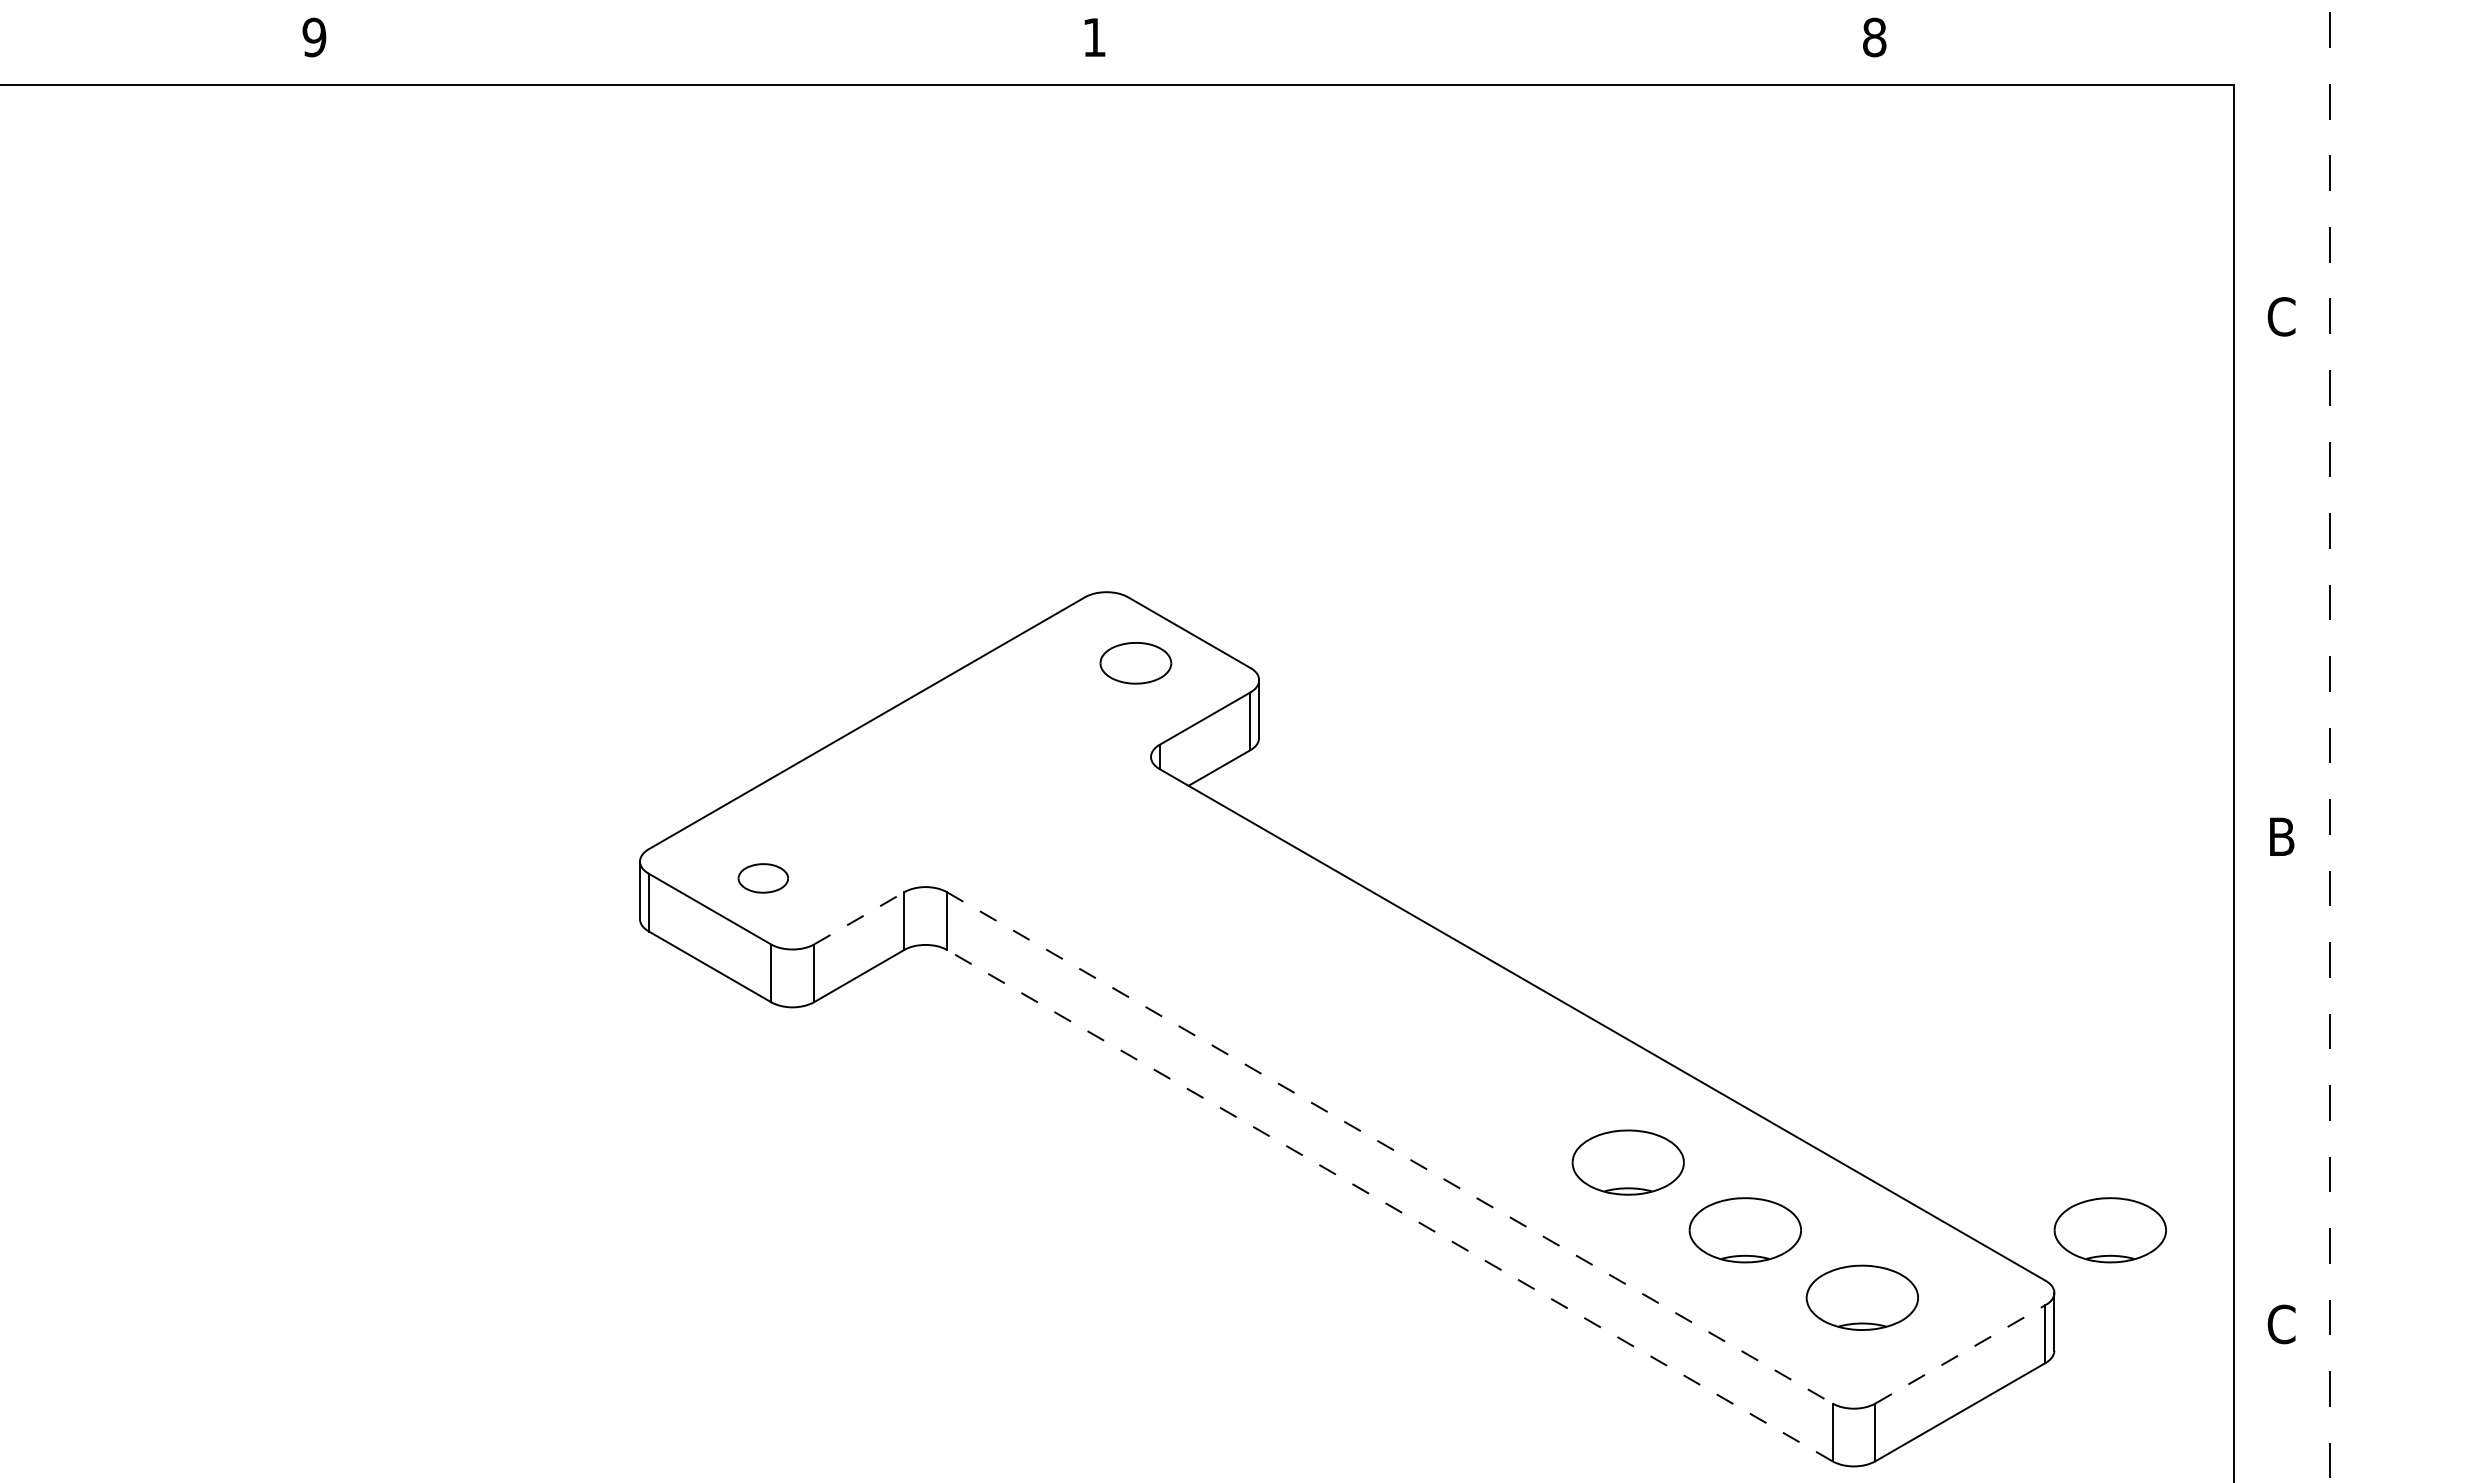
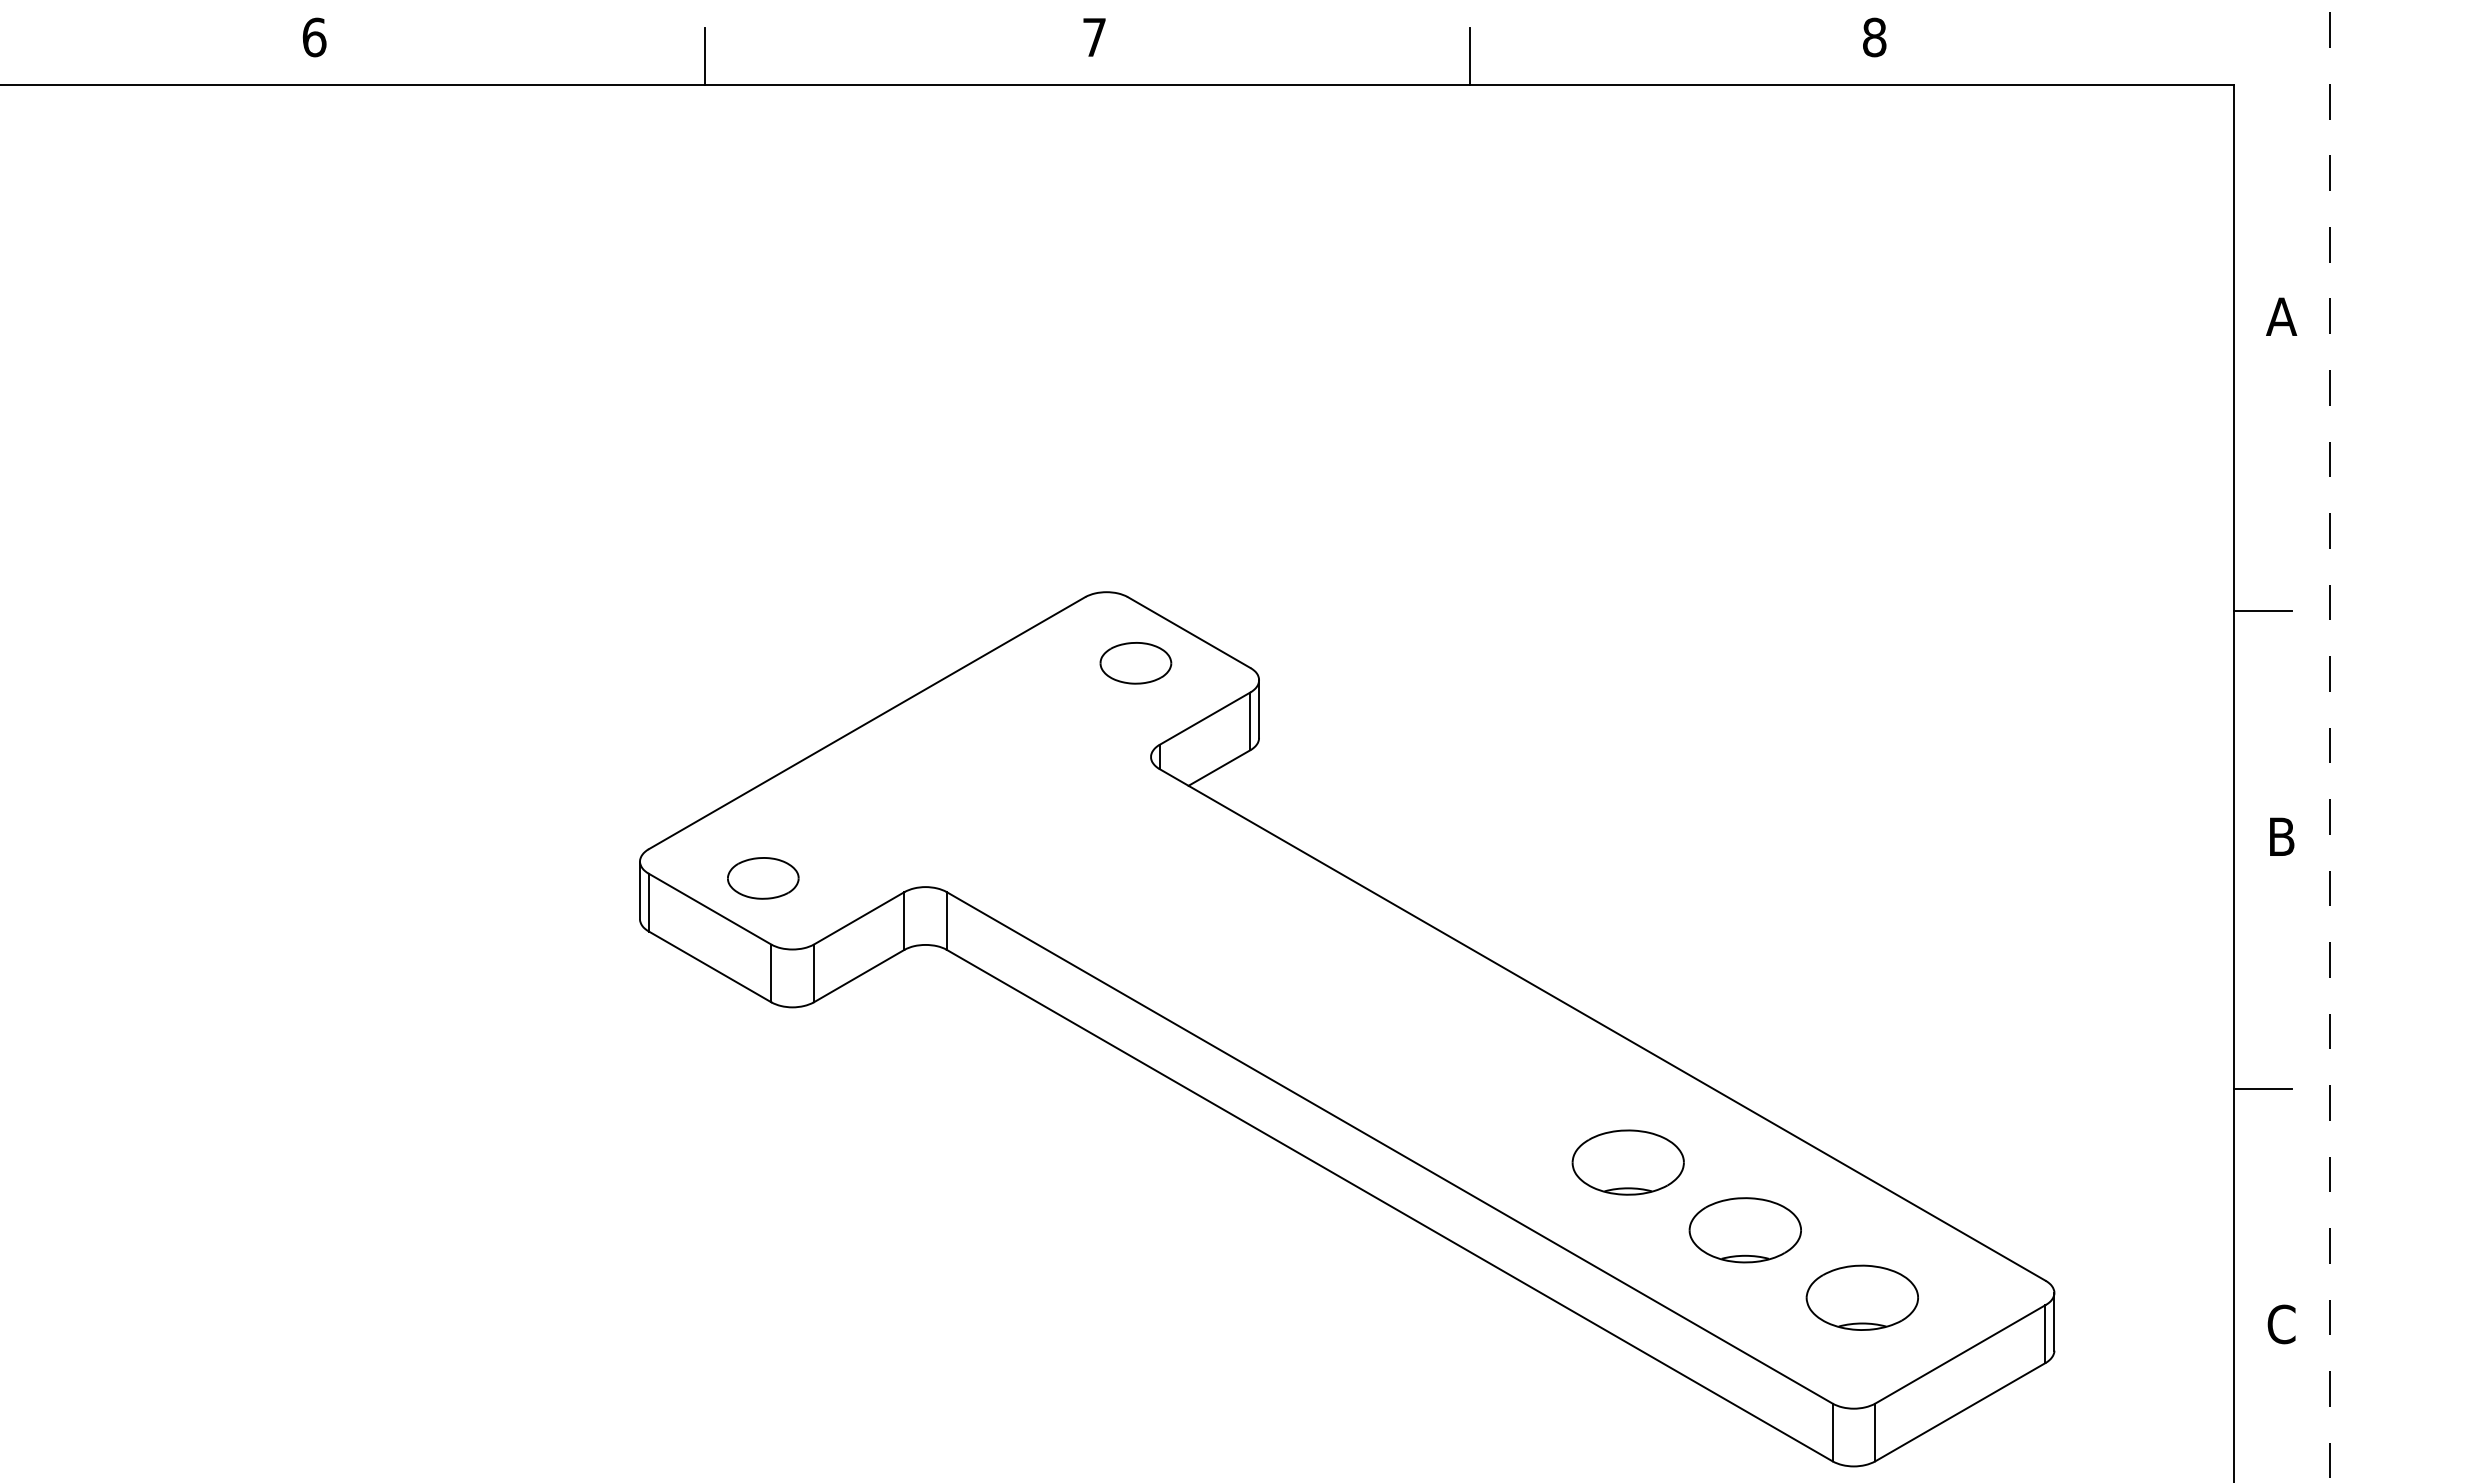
text: 9 -> 6 (314, 37)
text: 1 -> 7 (1094, 37)
line: none -> present (704, 55)
line: none -> present (1469, 55)
text: C -> A (2281, 316)
line: none -> present (2262, 610)
part size: 52x31 px -> 73x43 px (763, 878)
line: dashed -> solid (859, 918)
line: none -> present (2262, 1088)
line: dashed -> solid (1390, 1148)
line: dashed -> solid (1389, 1205)
part: present -> none (2109, 1230)
line: dashed -> solid (1960, 1354)
